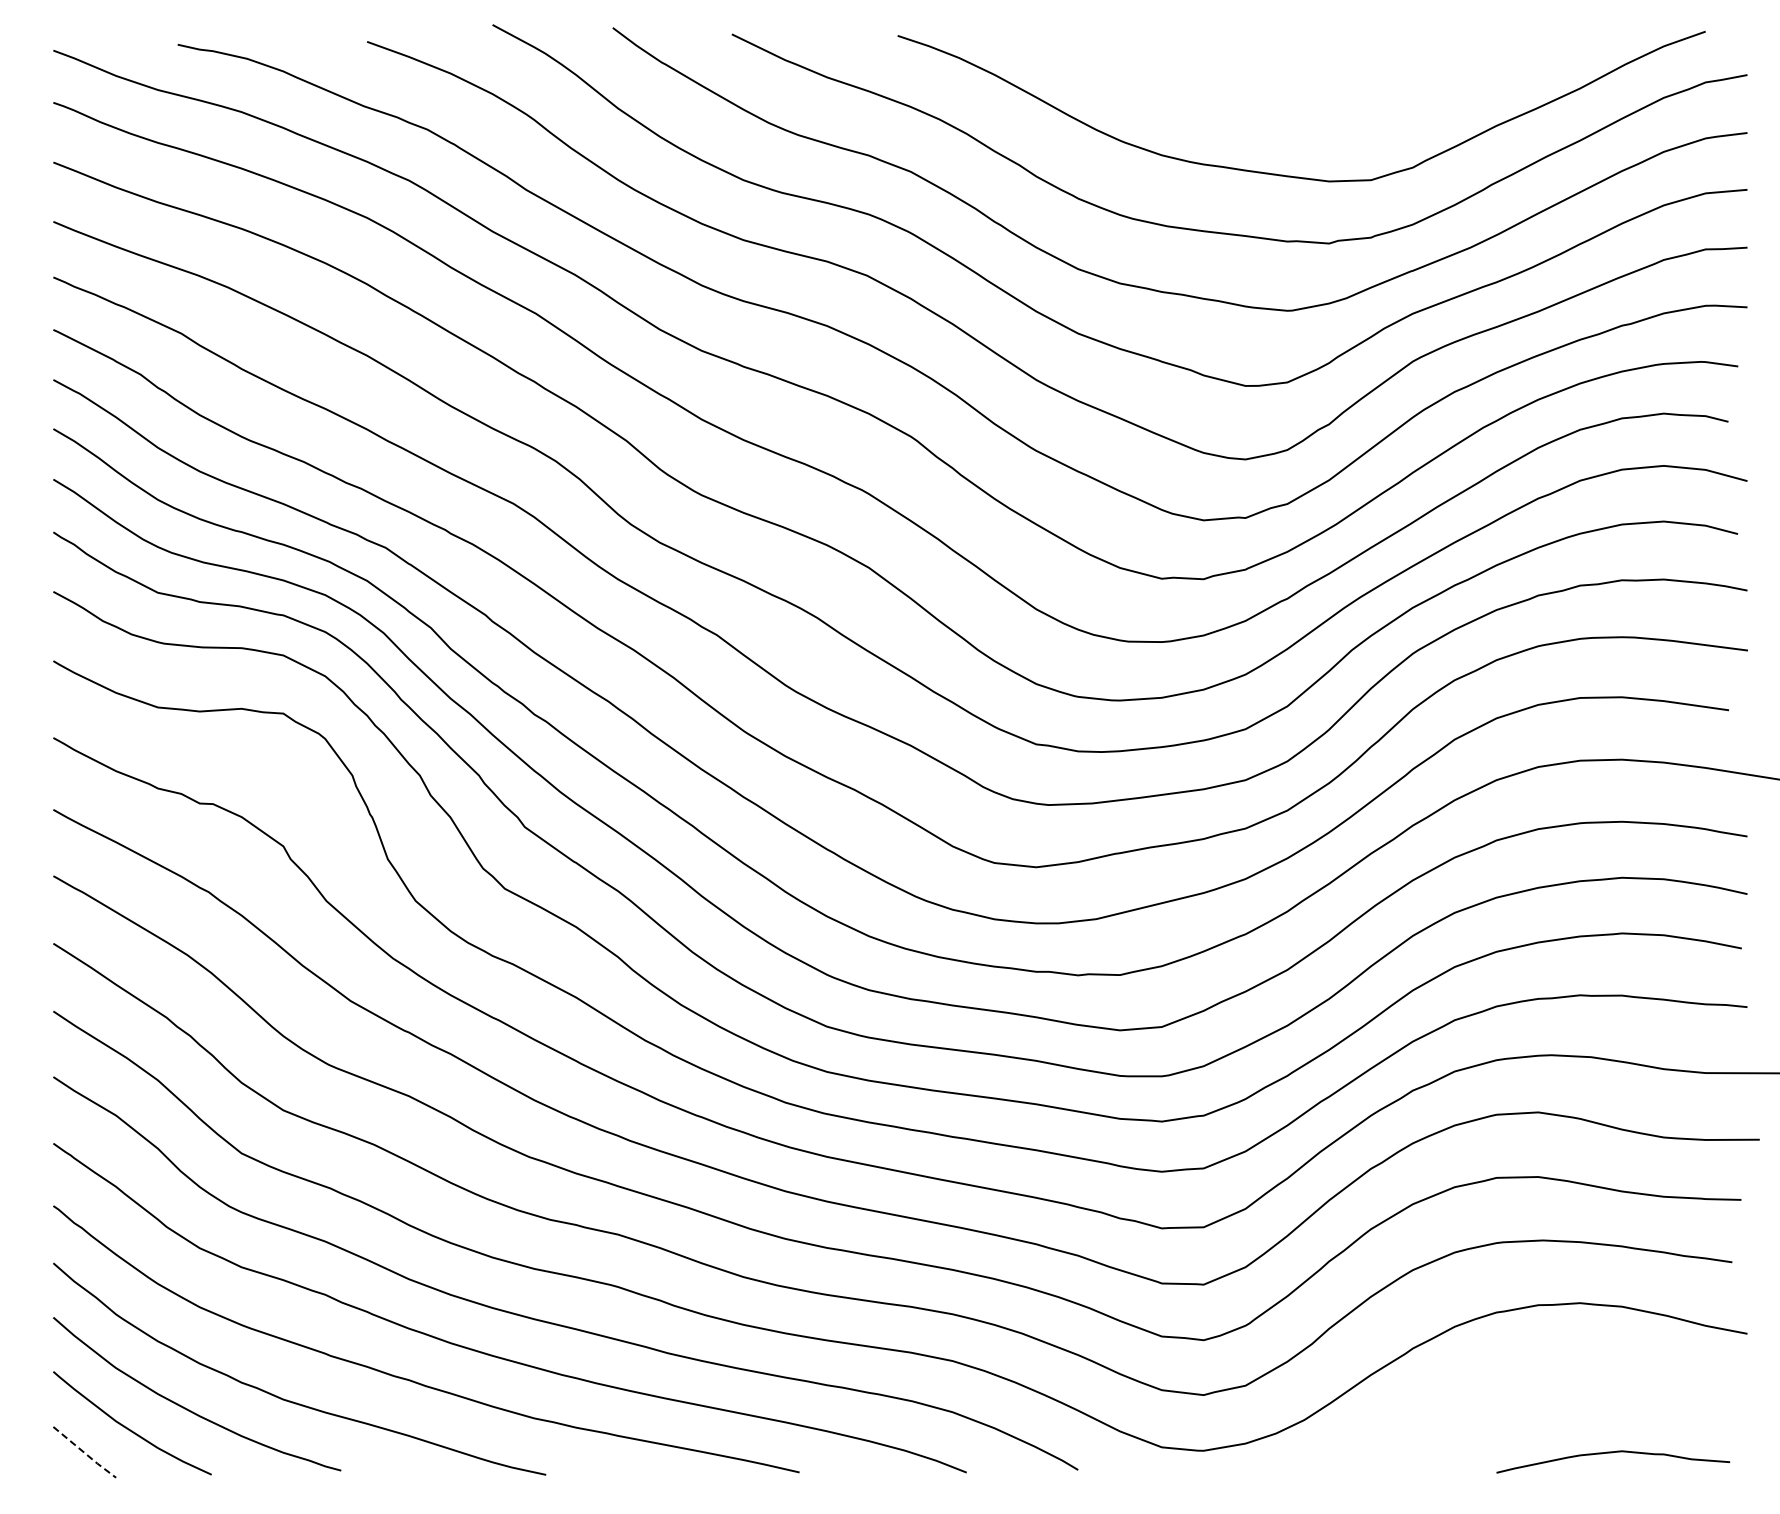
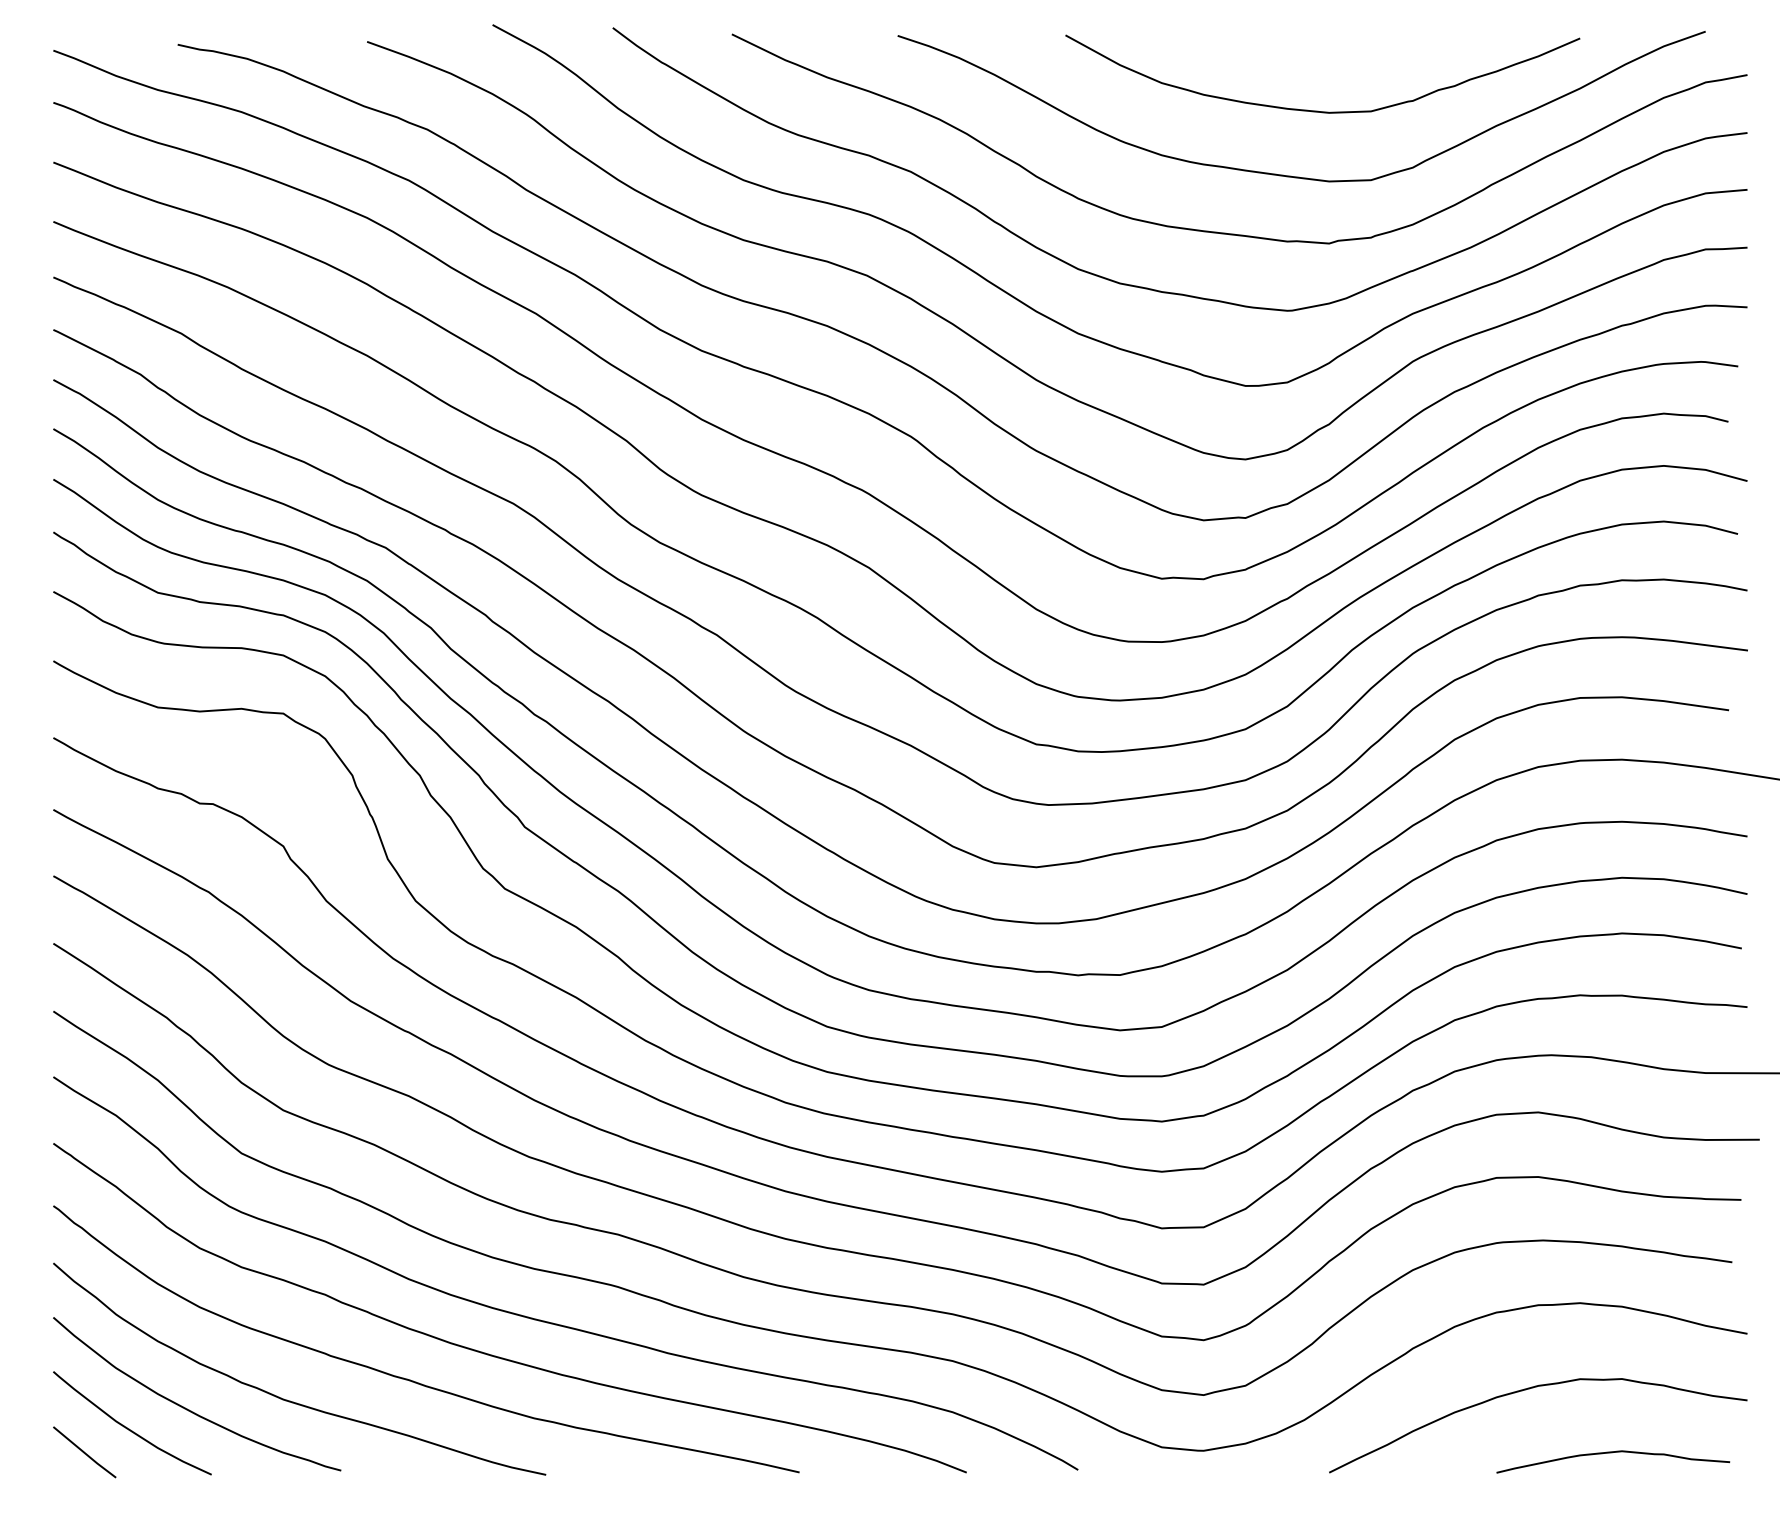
curve: none -> present (1318, 110)
curve: none -> present (1526, 1390)
line: dashed -> solid (85, 1453)
